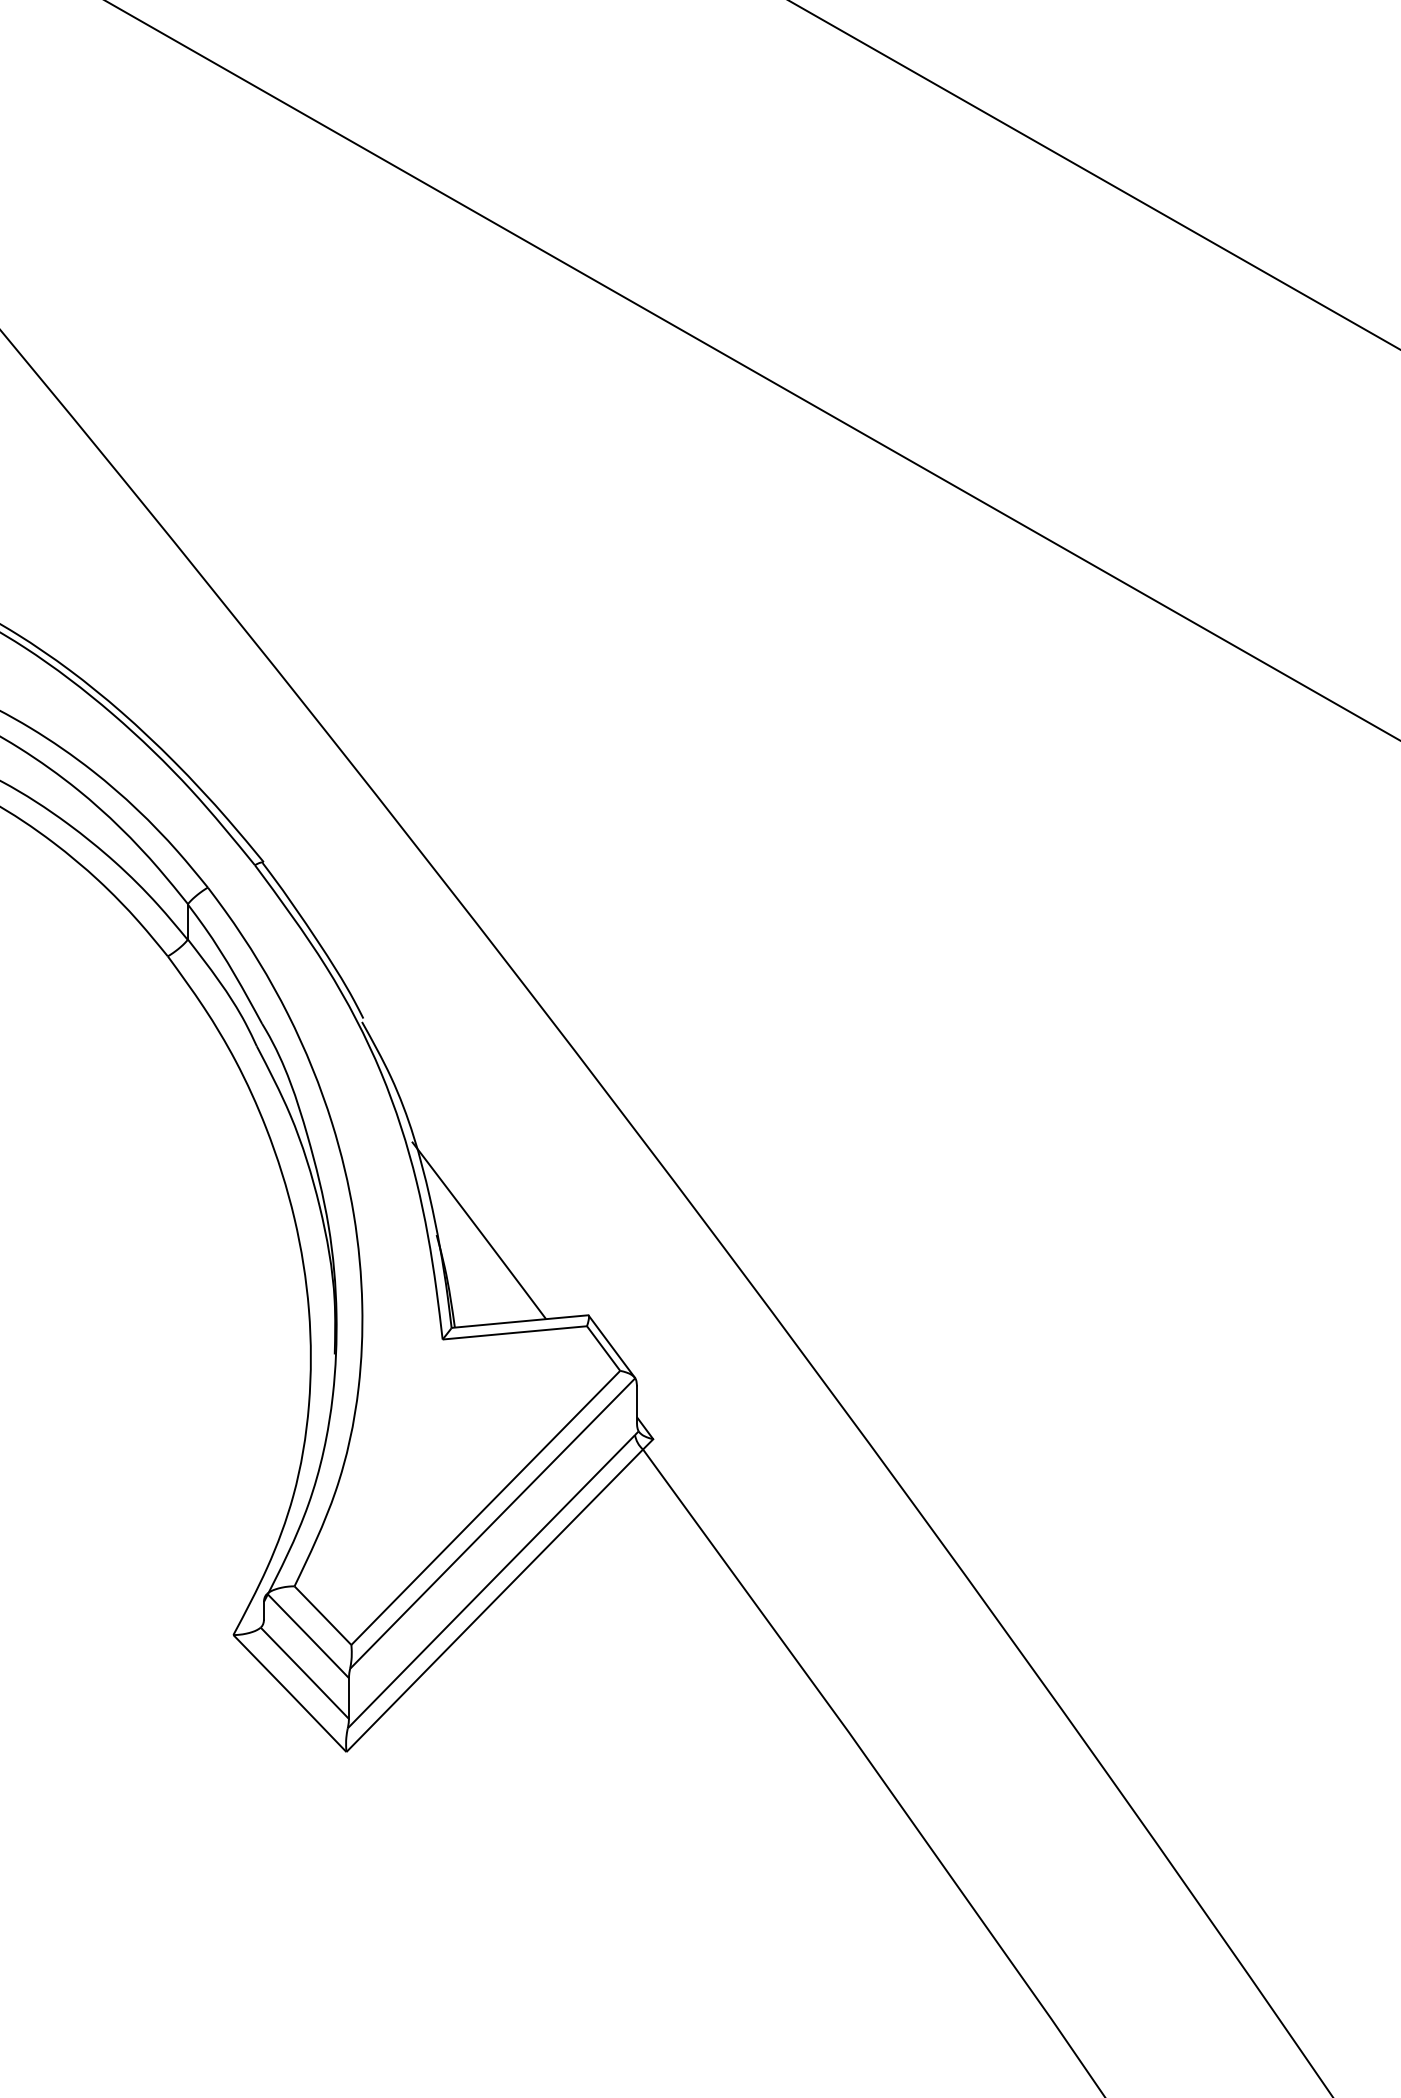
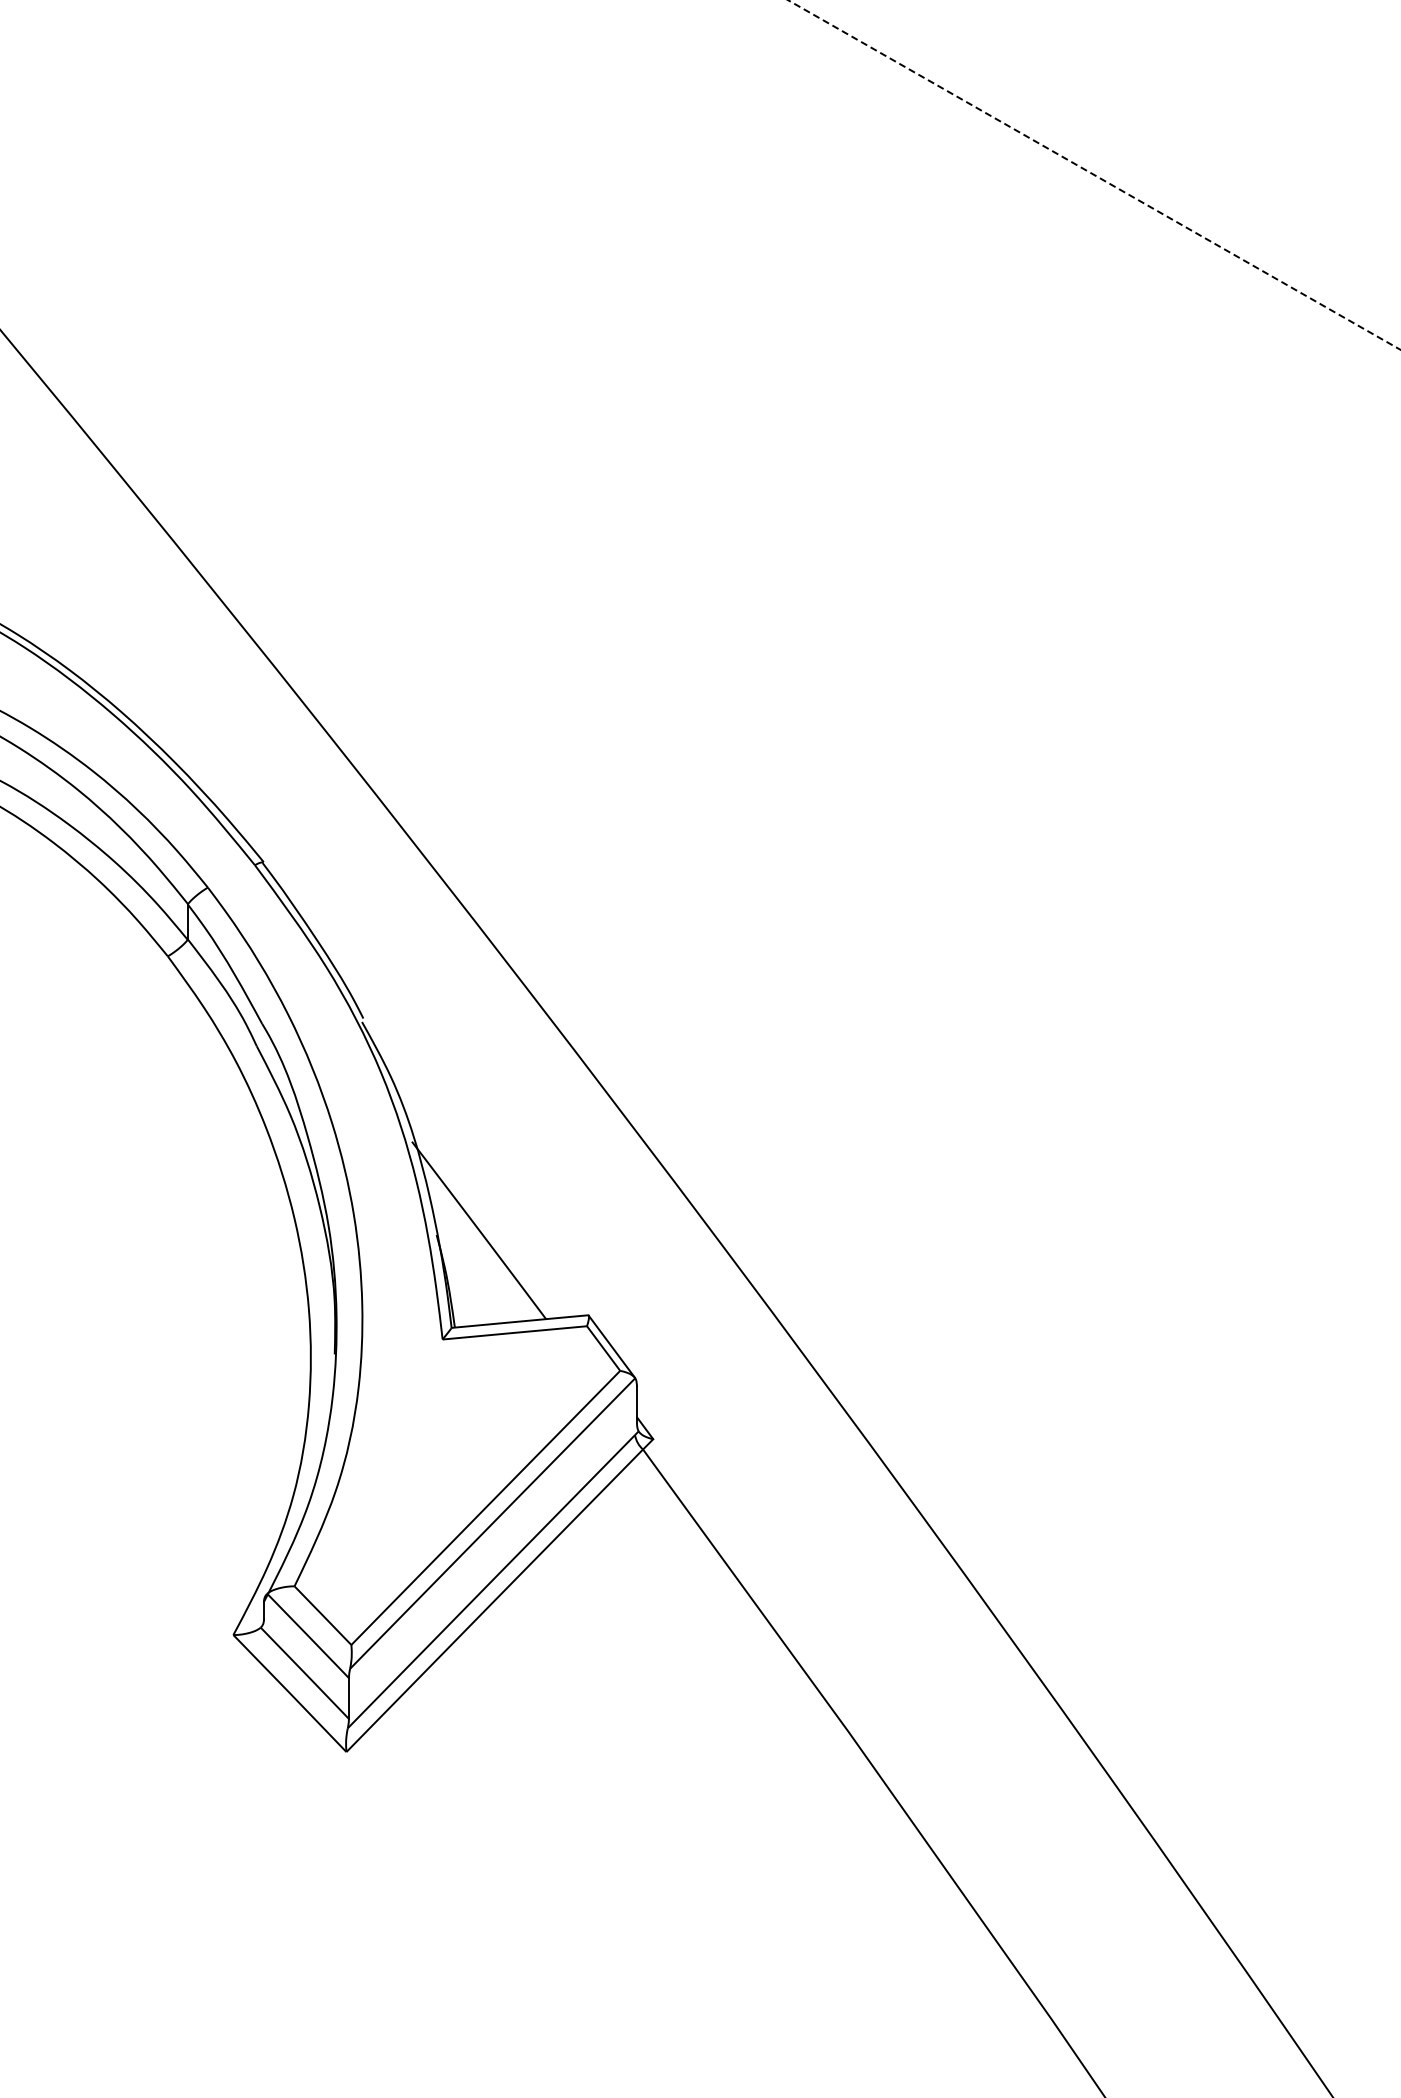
line: solid -> dashed (1094, 175)
line: present -> none (752, 370)
